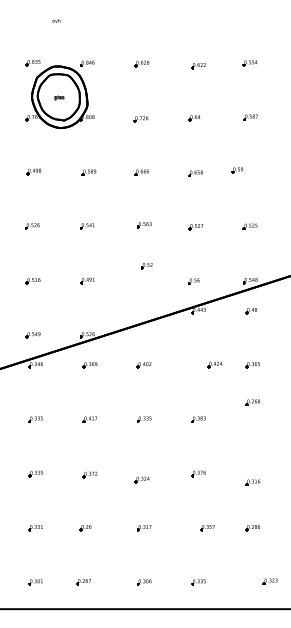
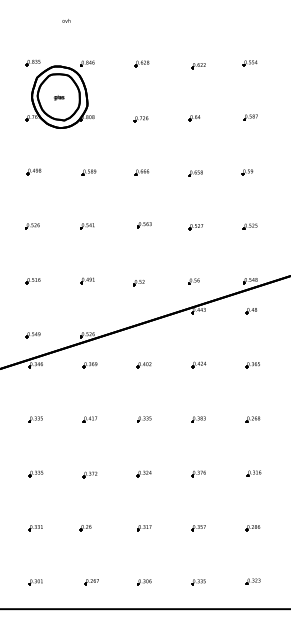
text position: (56, 20) -> (66, 20) (66, 20)
part position: (237, 170) -> (247, 172) (247, 172)
part position: (146, 266) -> (138, 283) (138, 283)
part position: (214, 364) -> (198, 364) (198, 364)
part position: (252, 402) -> (252, 419) (252, 419)
part position: (141, 479) -> (143, 473) (143, 473)
part position: (252, 482) -> (253, 473) (253, 473)
part position: (207, 528) -> (198, 528) (198, 528)
part position: (269, 581) -> (252, 581) (252, 581)
part position: (83, 582) -> (91, 582) (91, 582)
